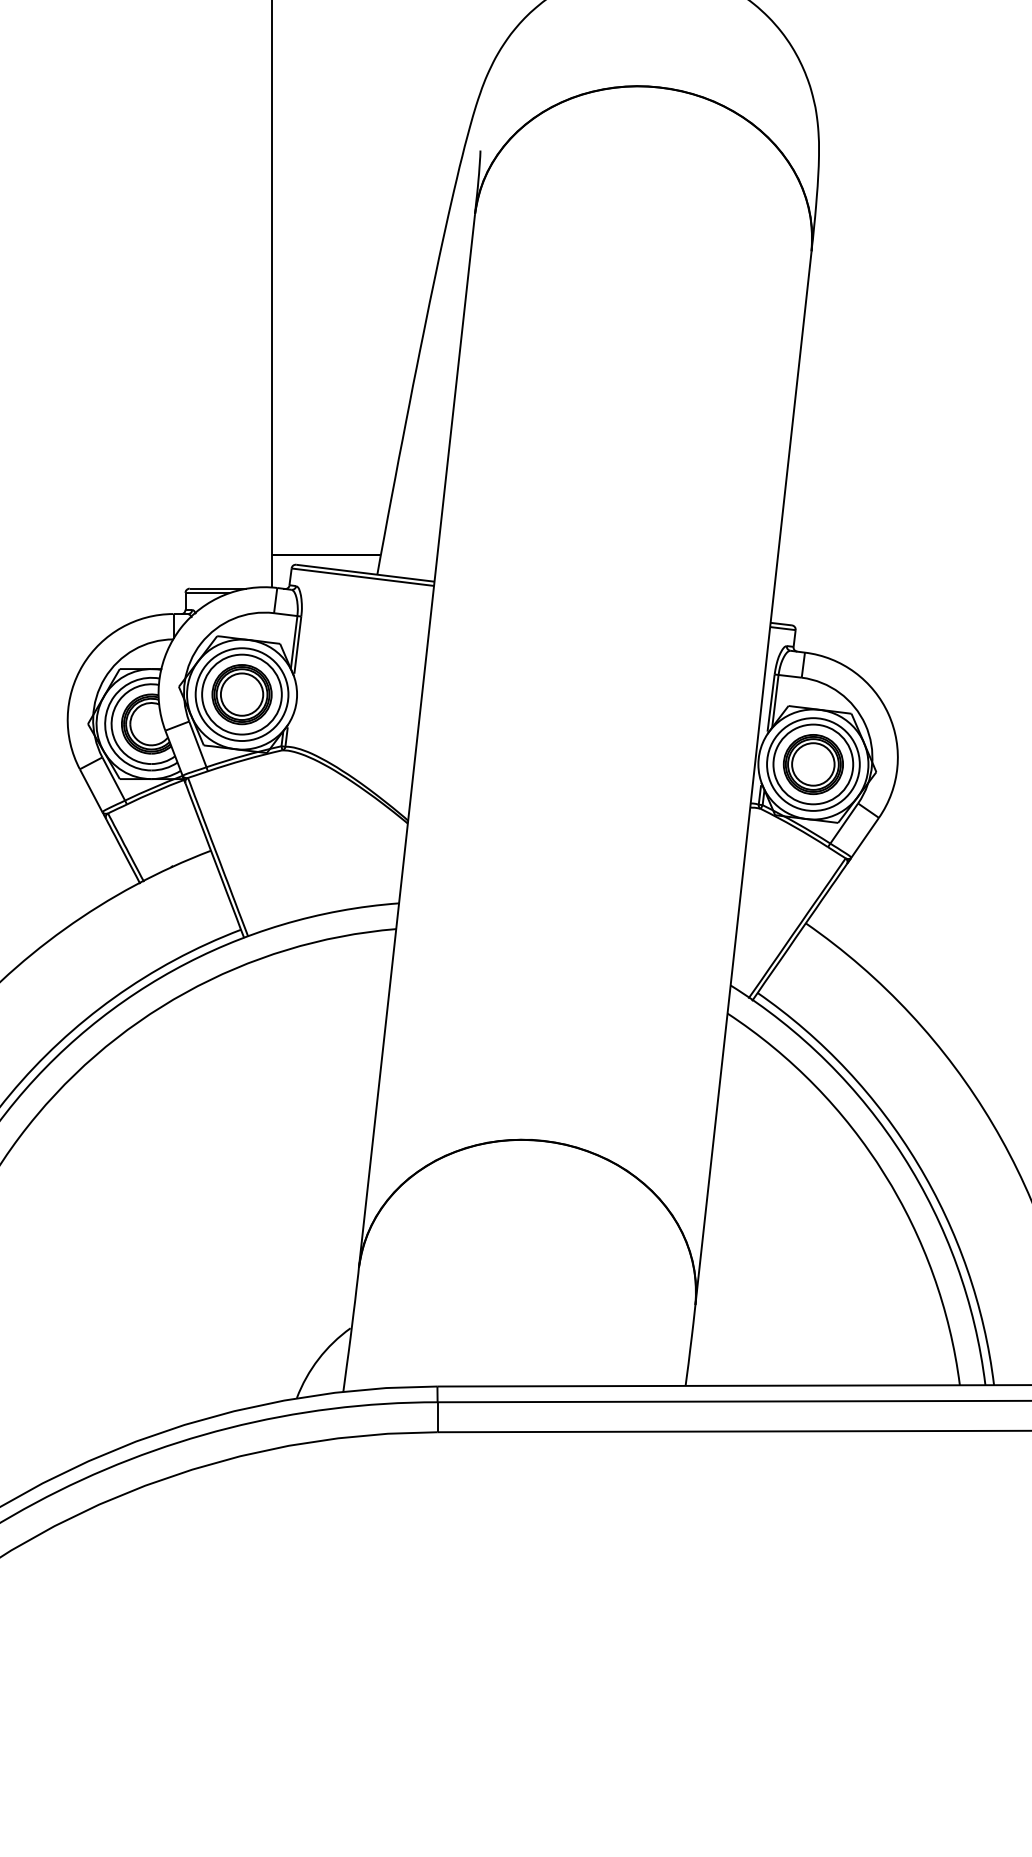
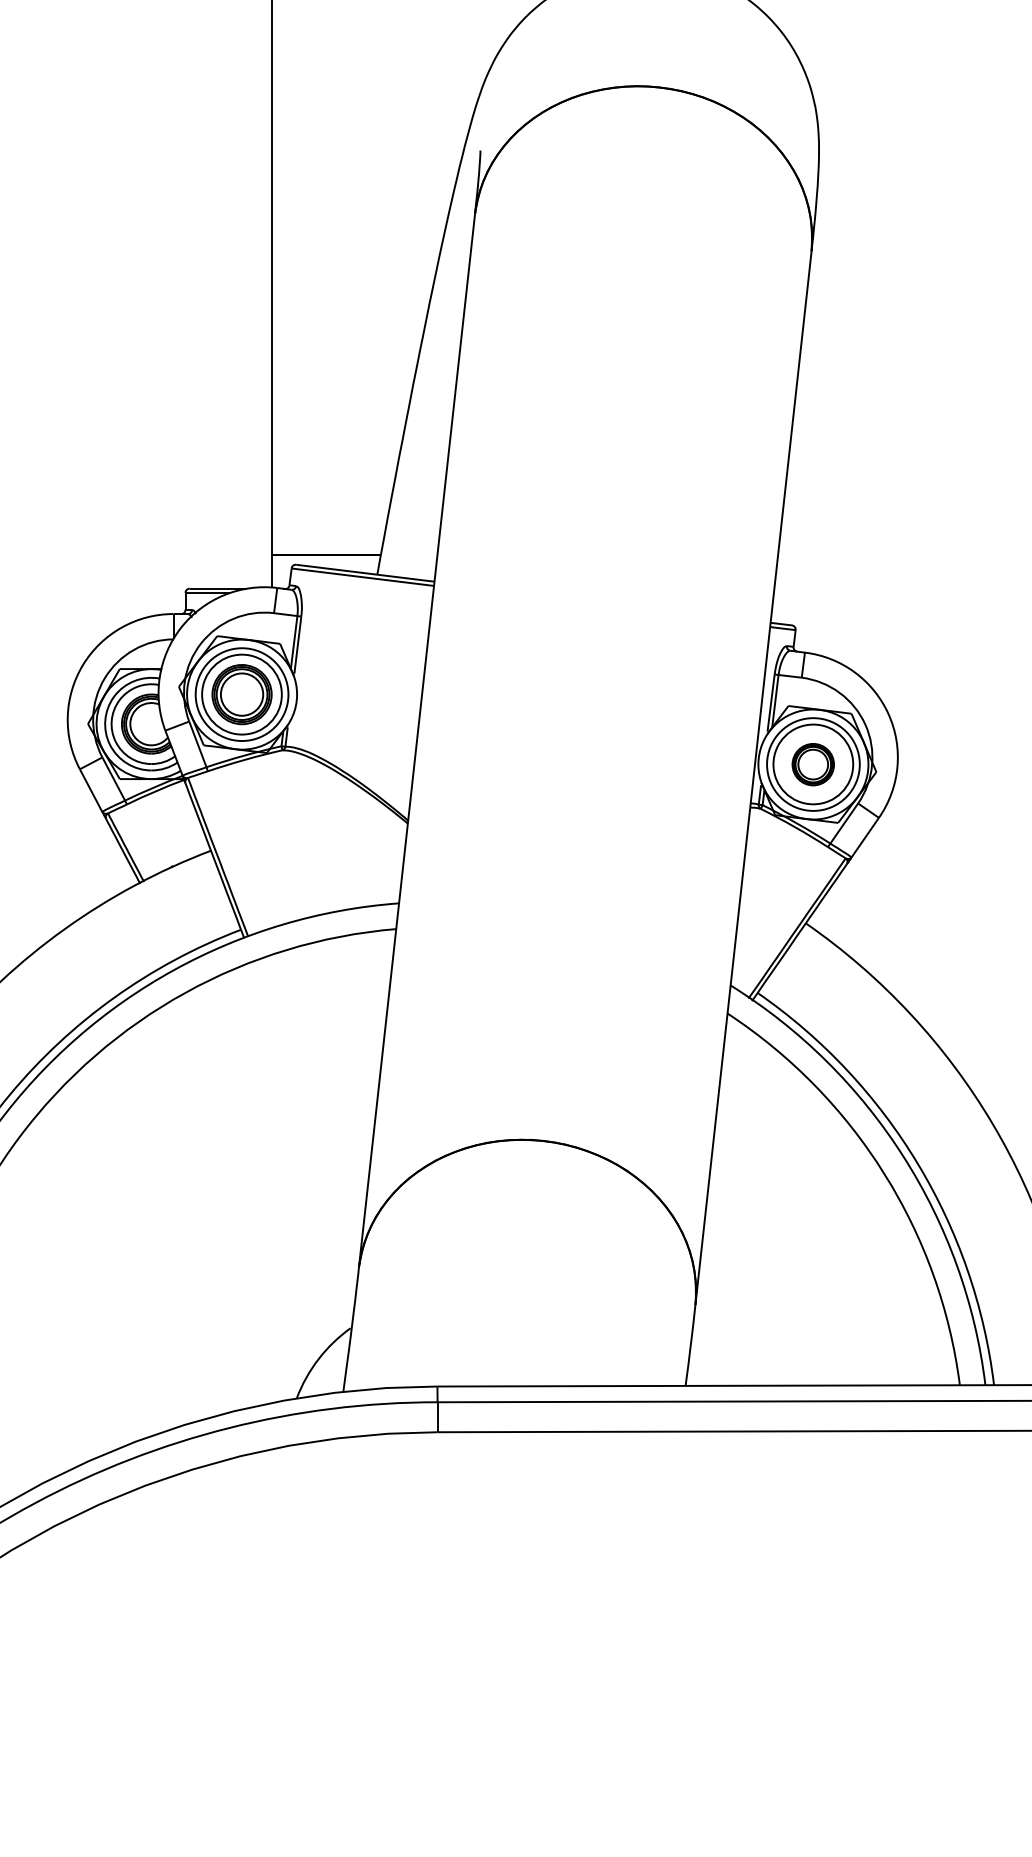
part size: 62x62 px -> 44x44 px (812, 764)
